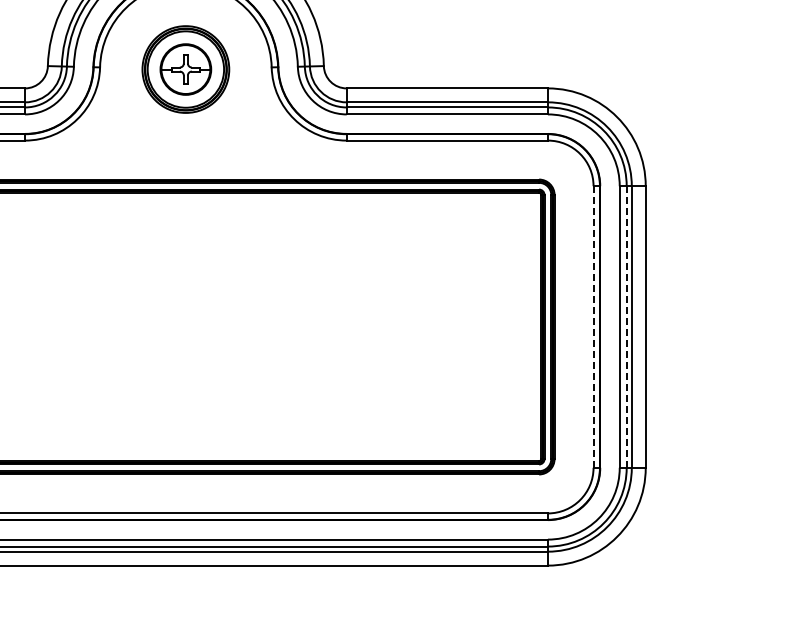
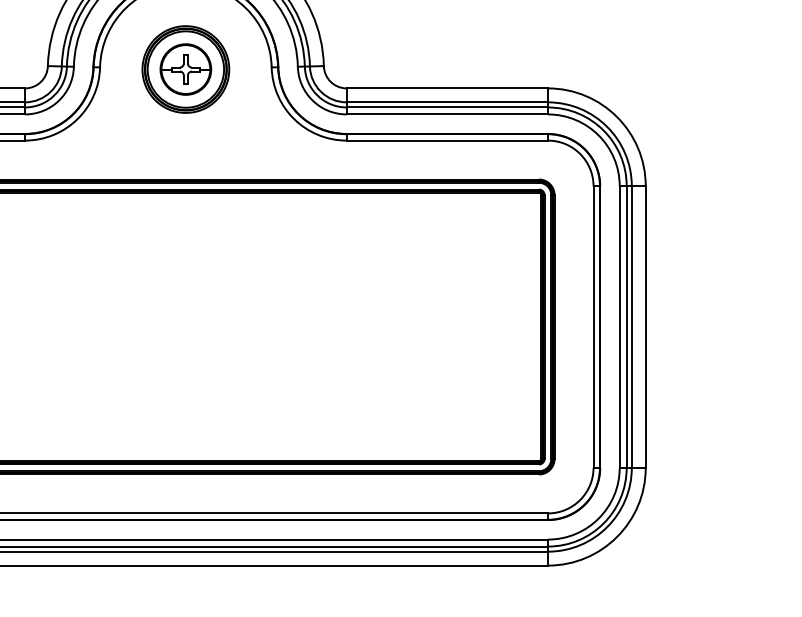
line: dashed -> solid (593, 327)
line: dashed -> solid (626, 327)
